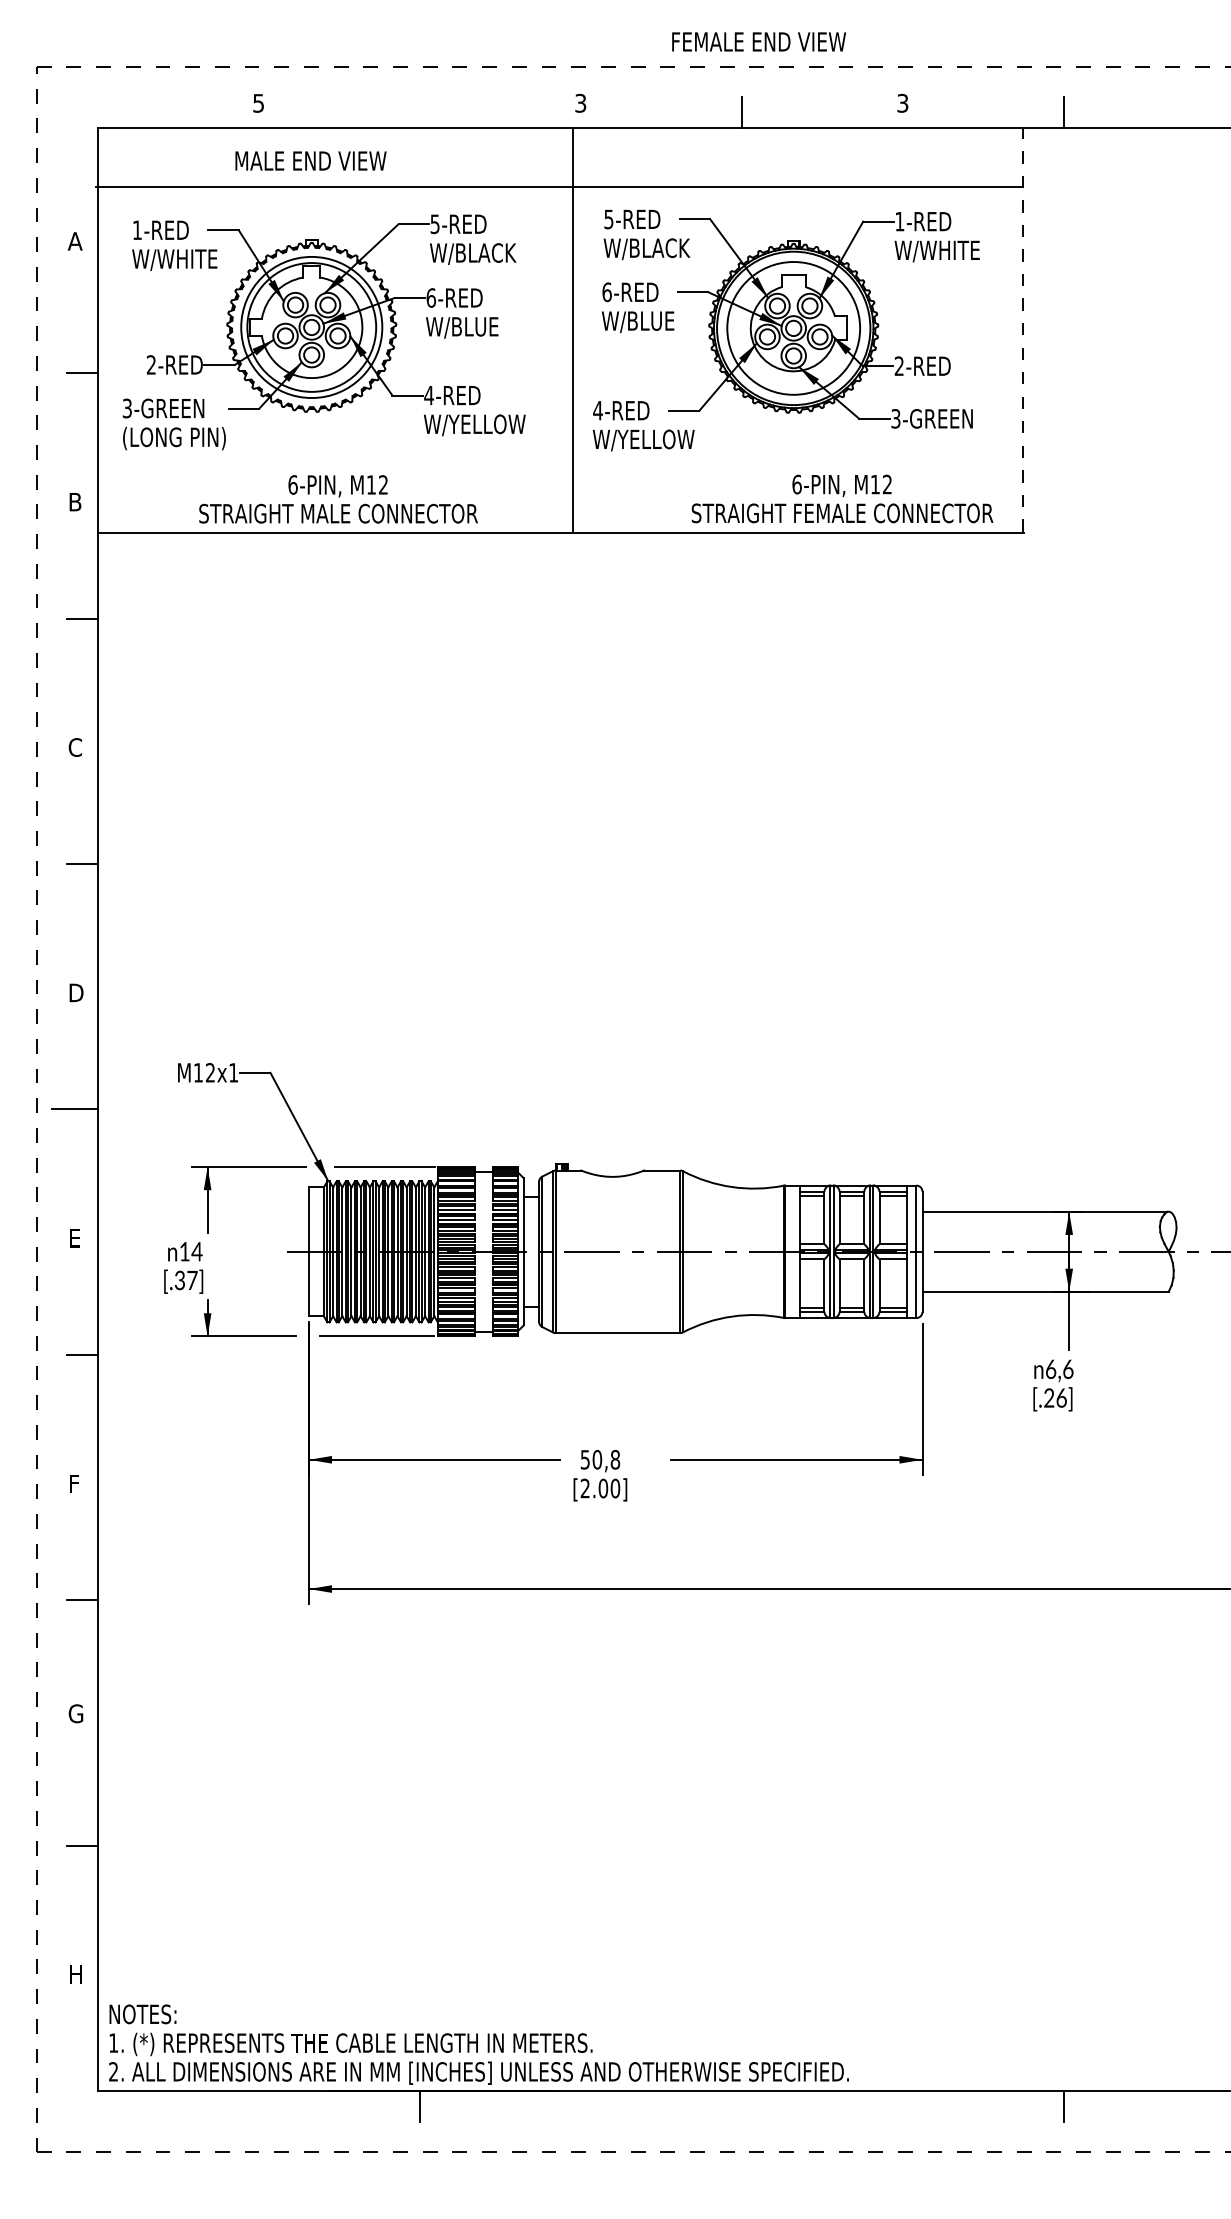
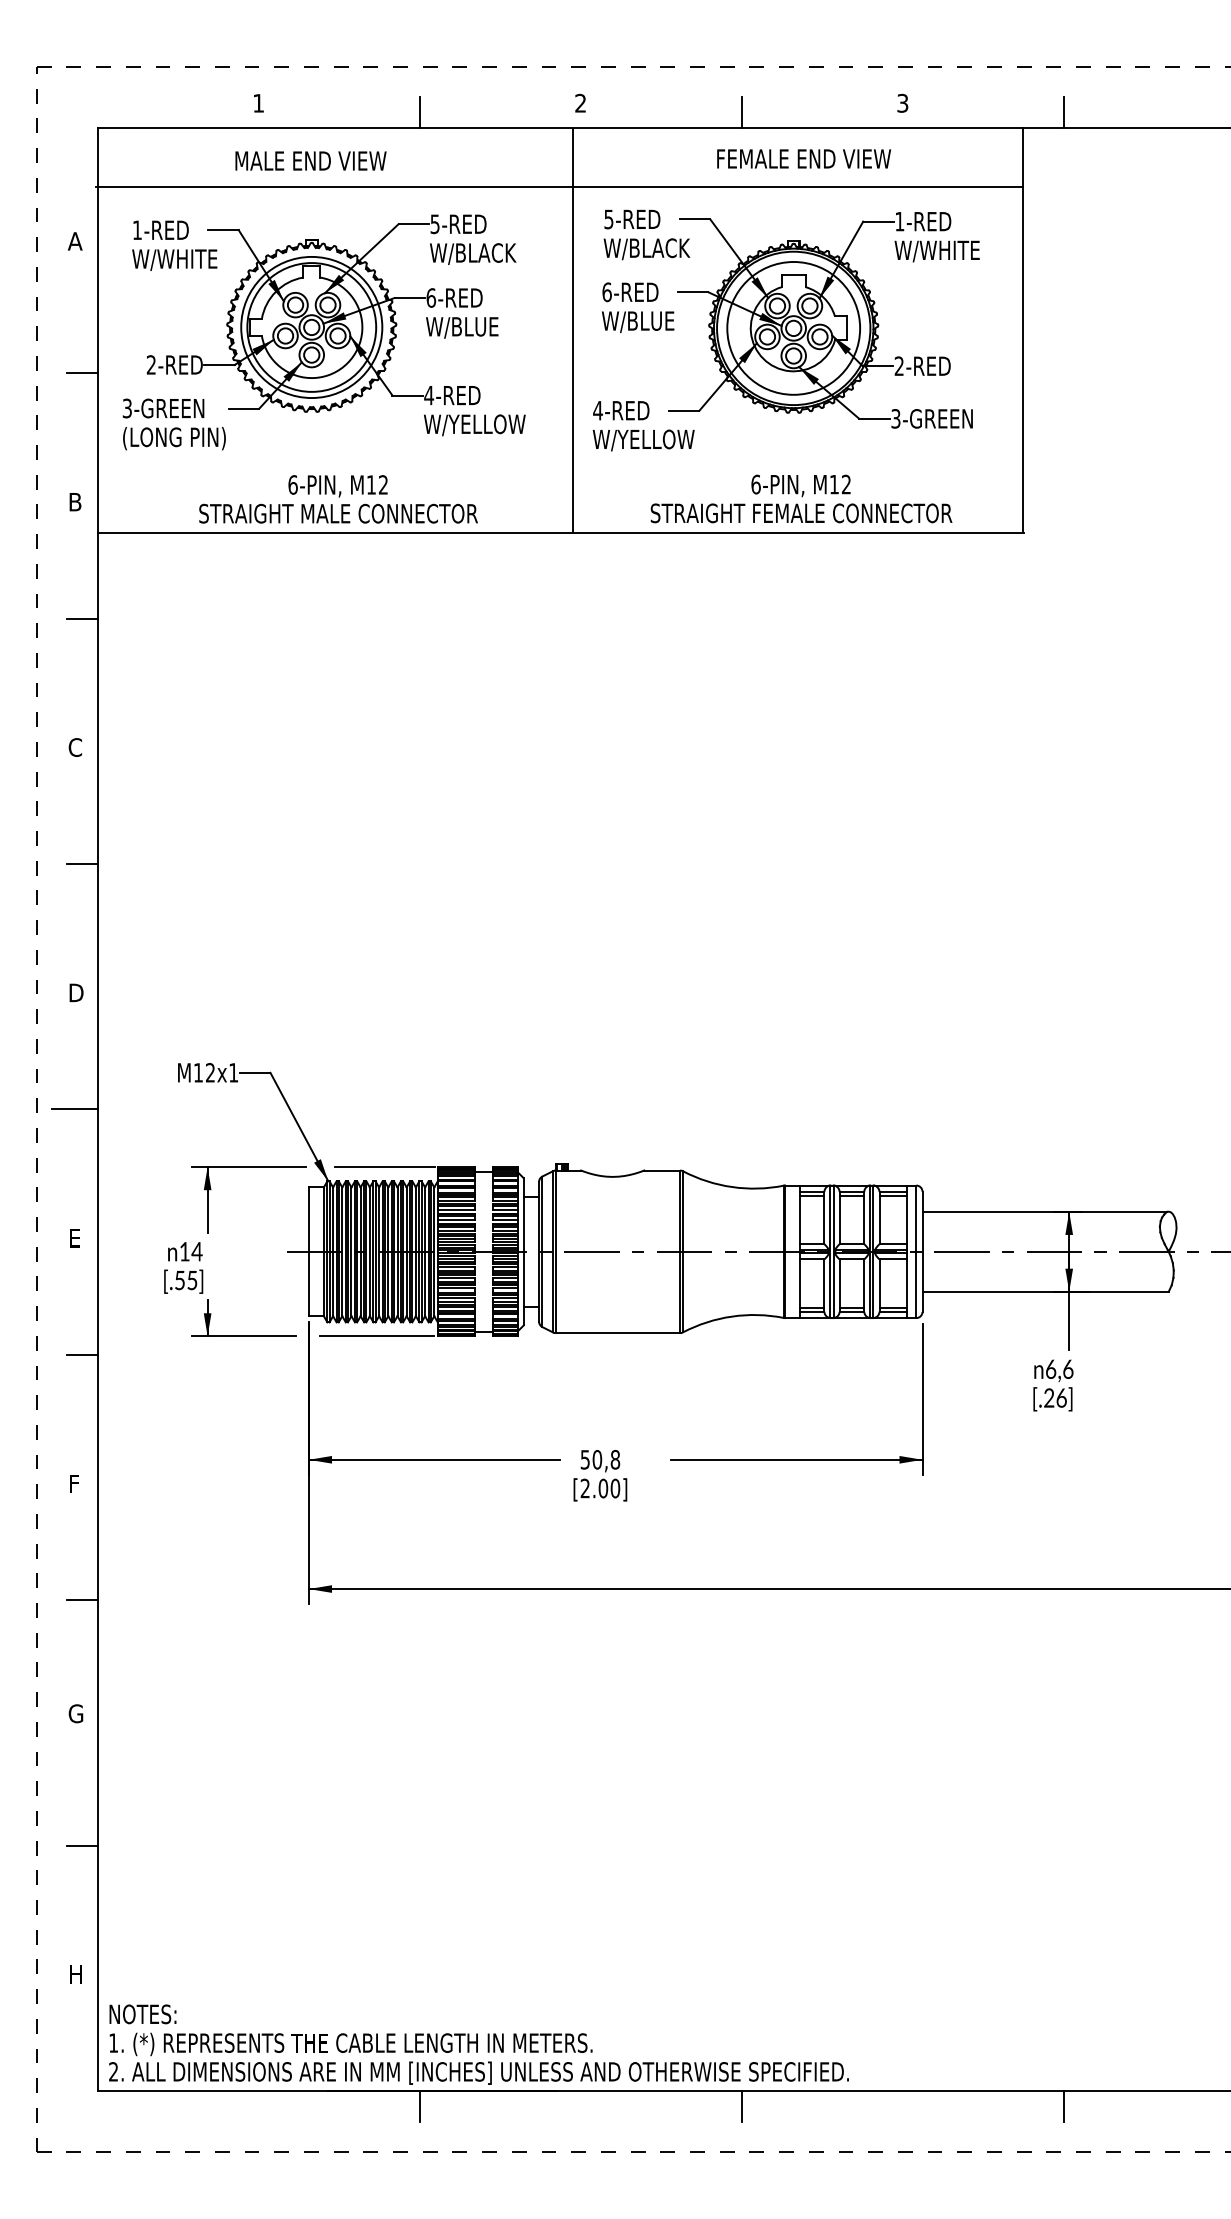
text position: (758, 41) -> (803, 158) (803, 158)
text: 5 -> 1 (258, 103)
text: 3 -> 2 (580, 103)
line: none -> present (420, 112)
line: dashed -> solid (1022, 329)
text position: (842, 498) -> (801, 498) (801, 498)
text: [.37] -> [.55] (185, 1280)
line: none -> present (742, 2106)
